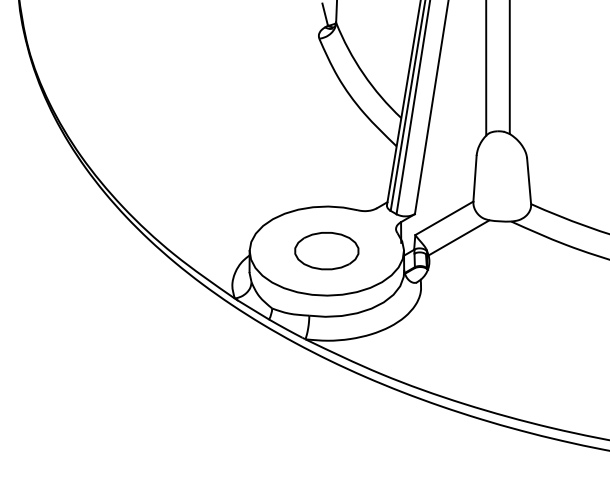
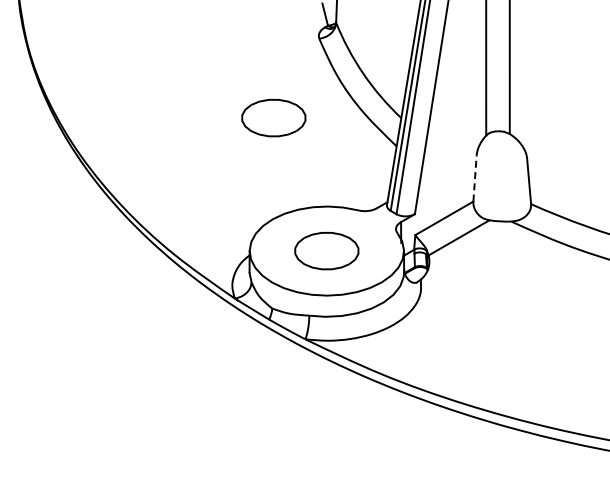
part: none -> present (273, 118)
line: solid -> dashed (475, 178)
